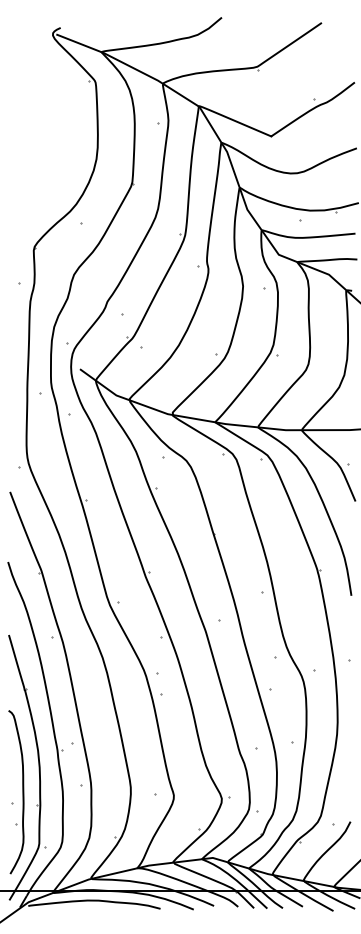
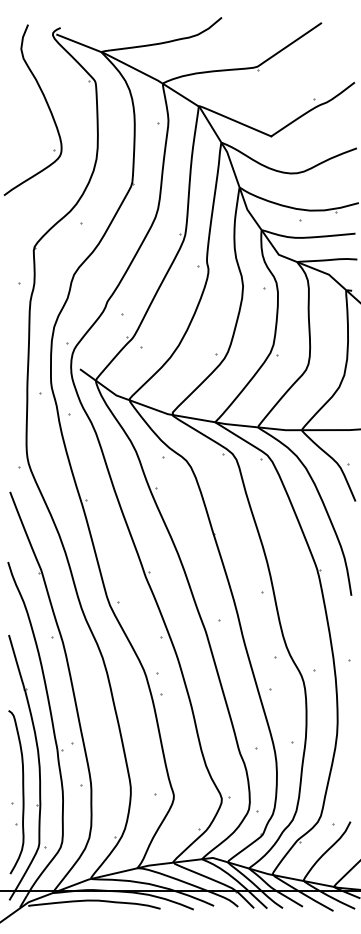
part: none -> present (45, 102)
